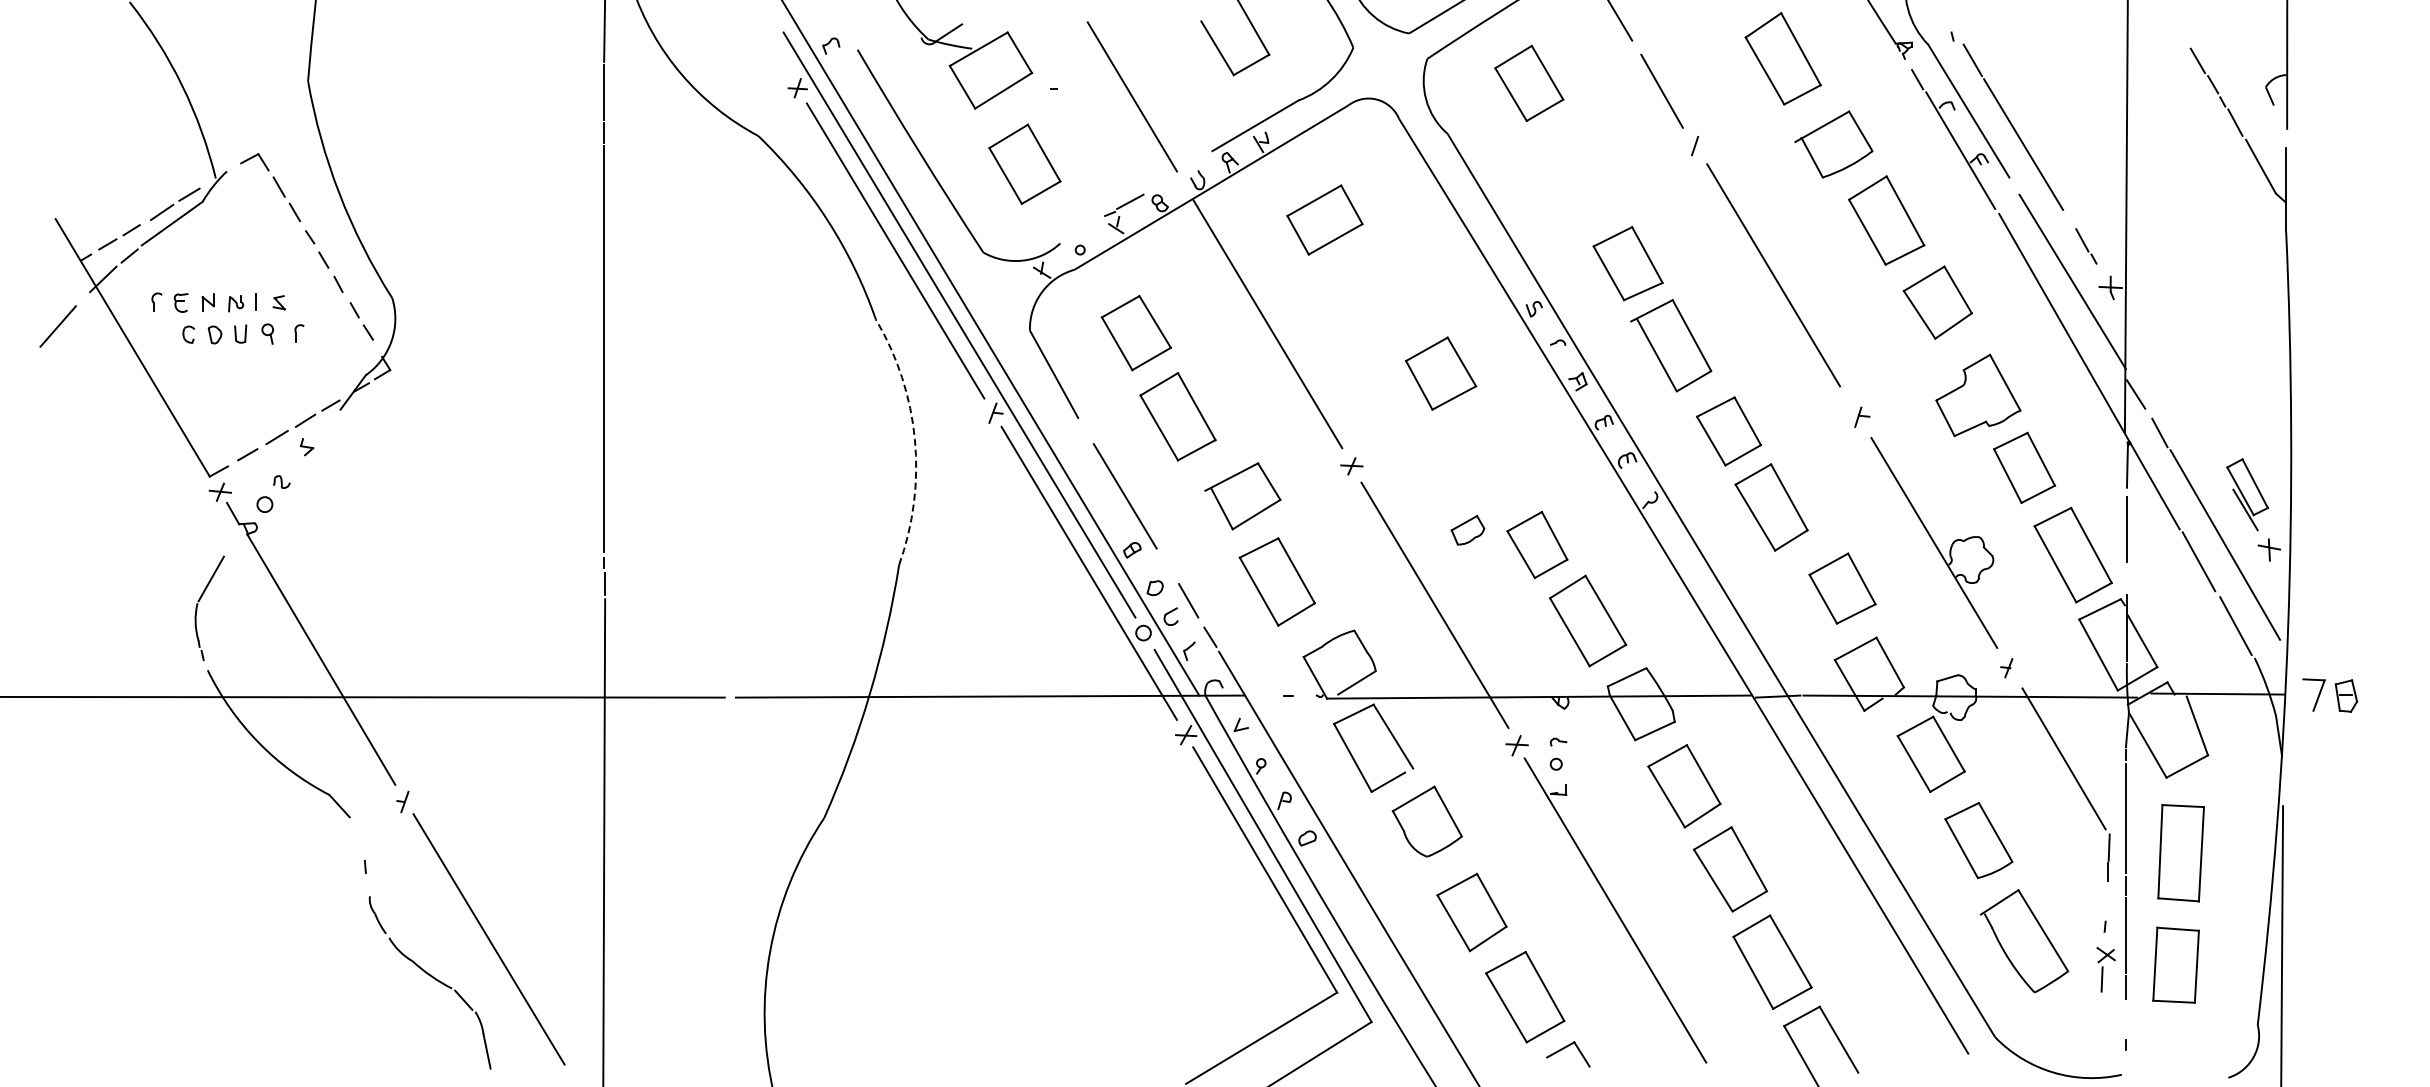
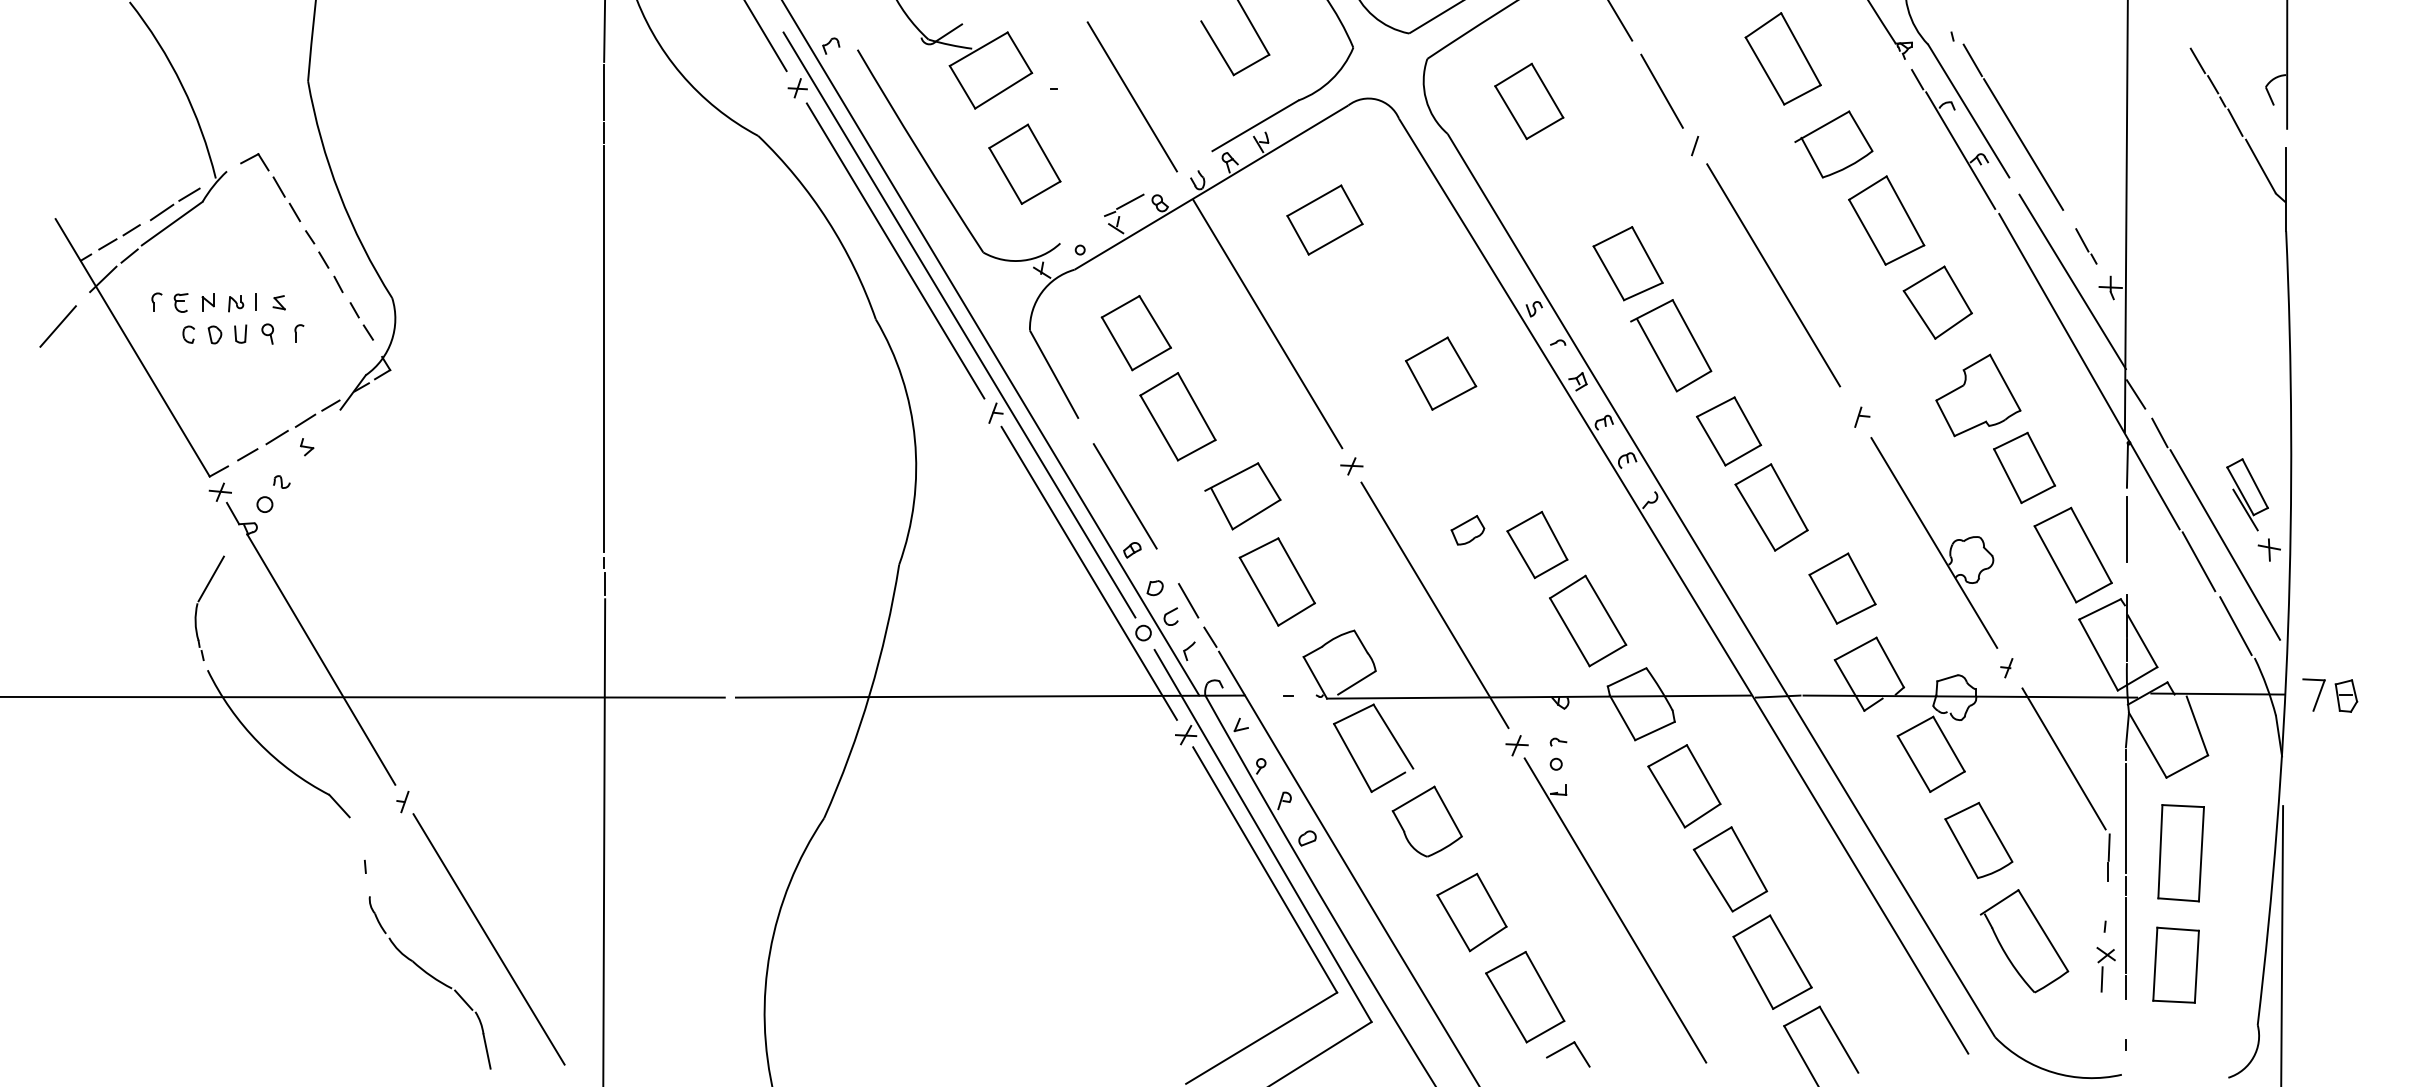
line: none -> present (765, 36)
part position: (1529, 83) -> (1529, 101) (1529, 101)
arc: dashed -> solid (914, 439)
